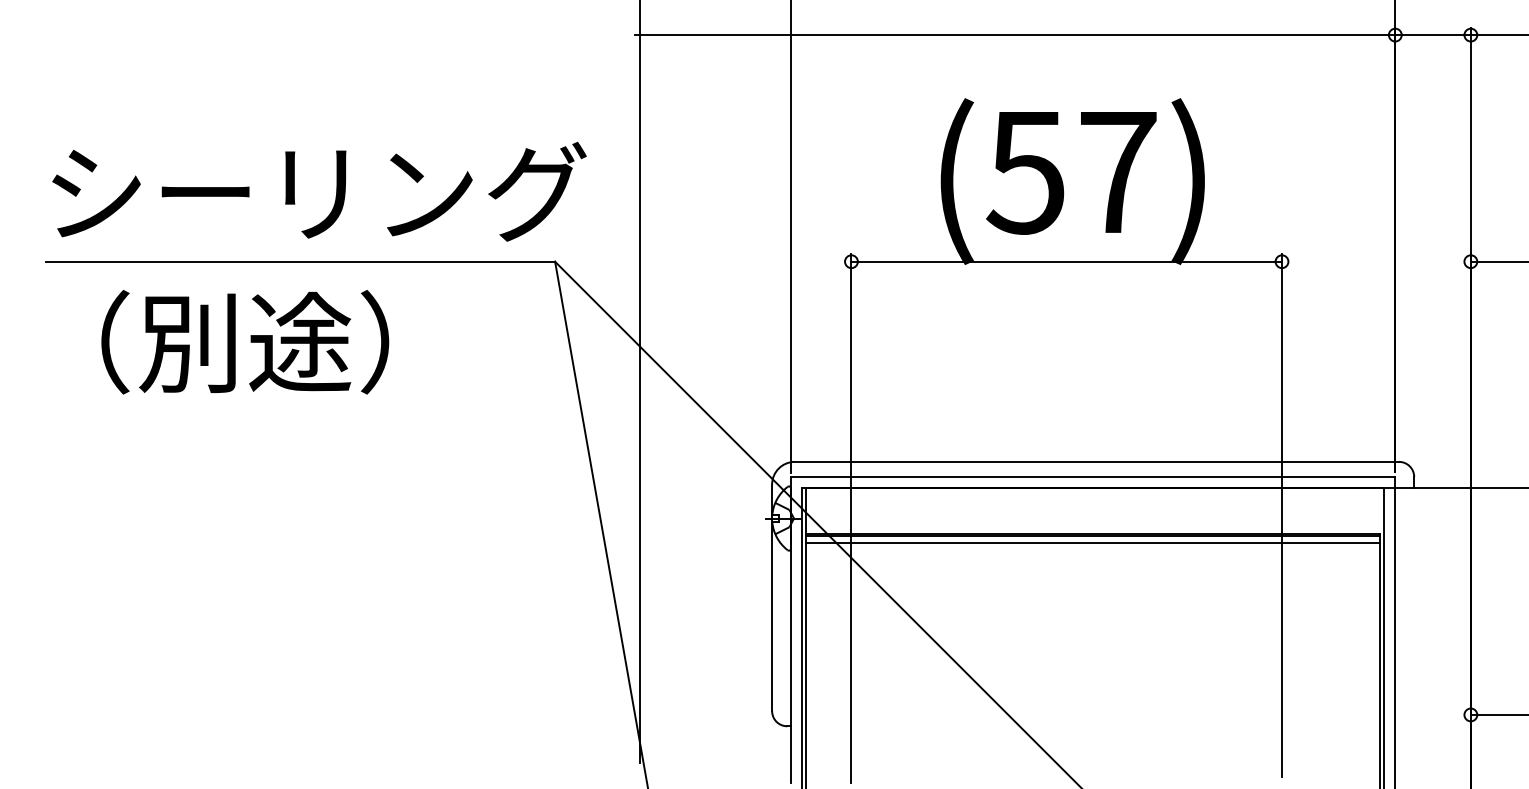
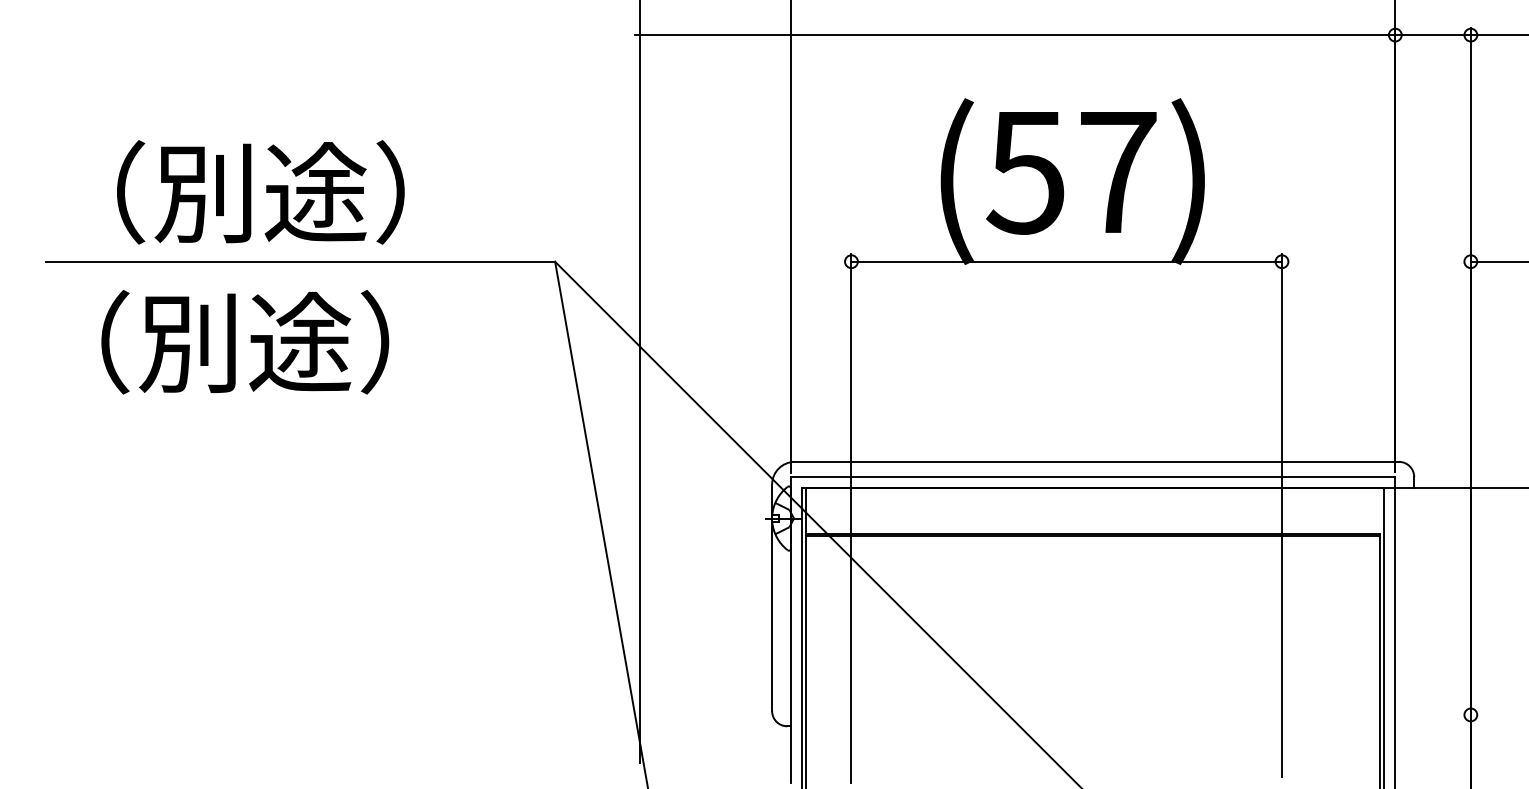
text: シーリング -> （別途） (319, 192)
line: present -> none (1093, 542)
line: present -> none (1497, 714)
